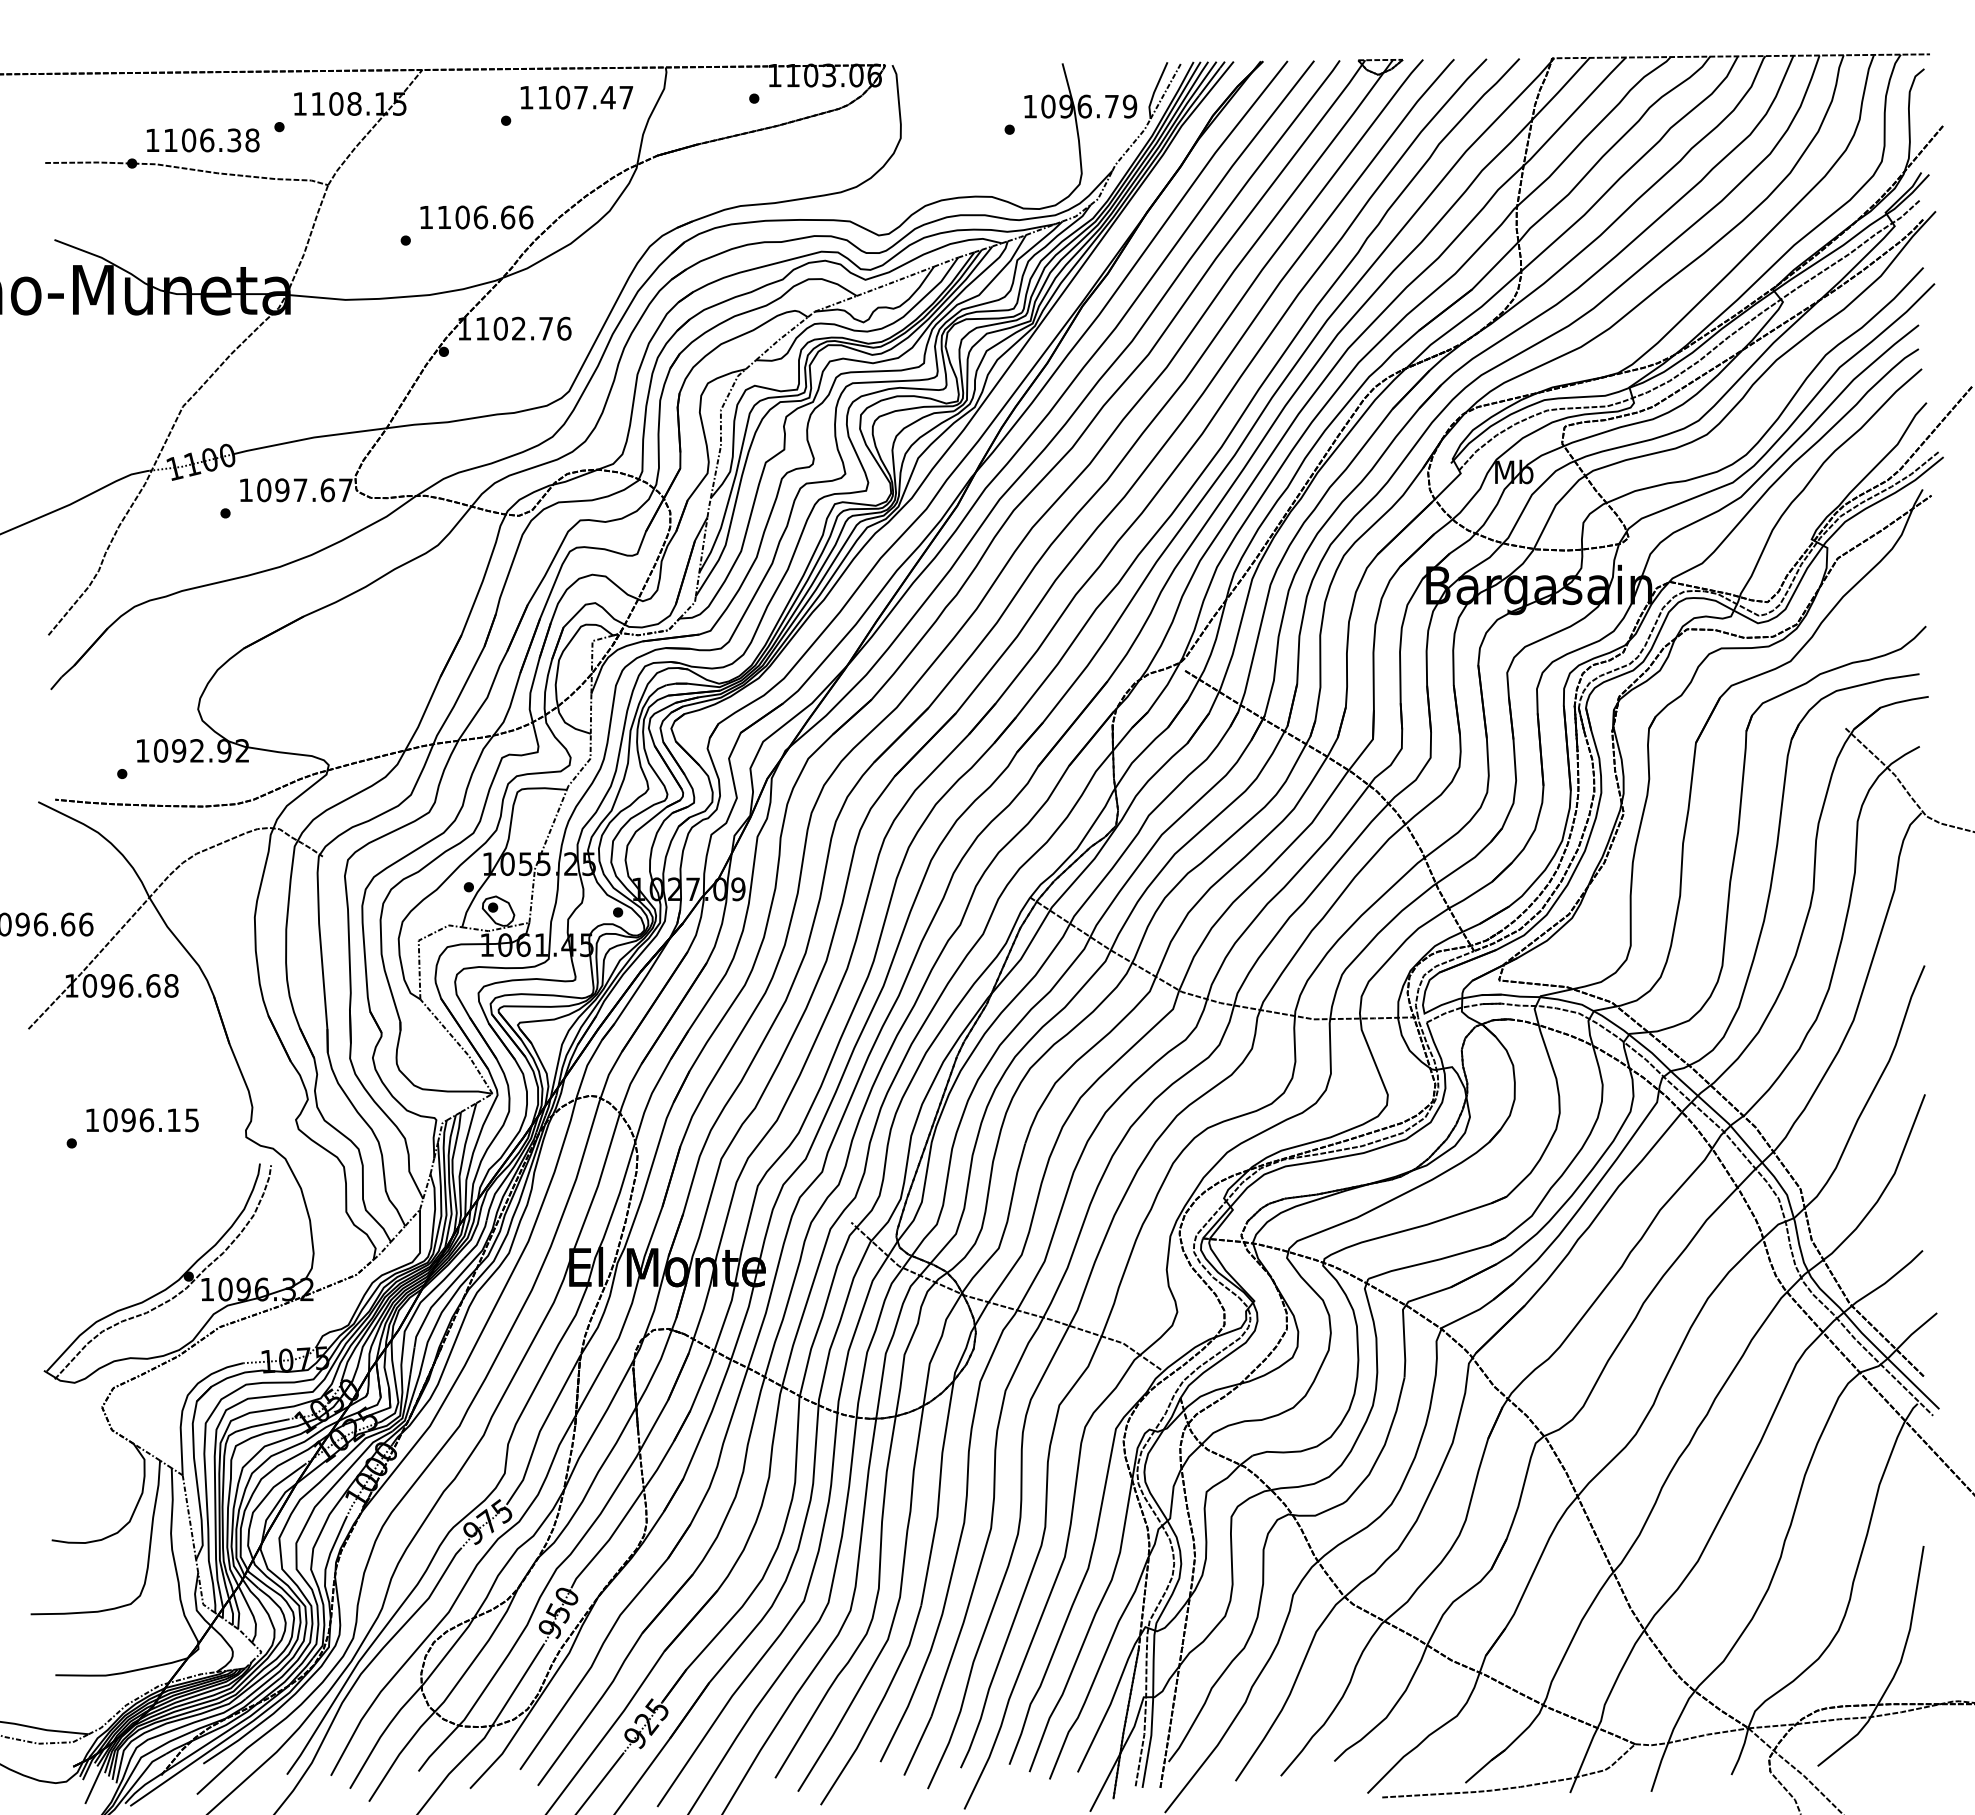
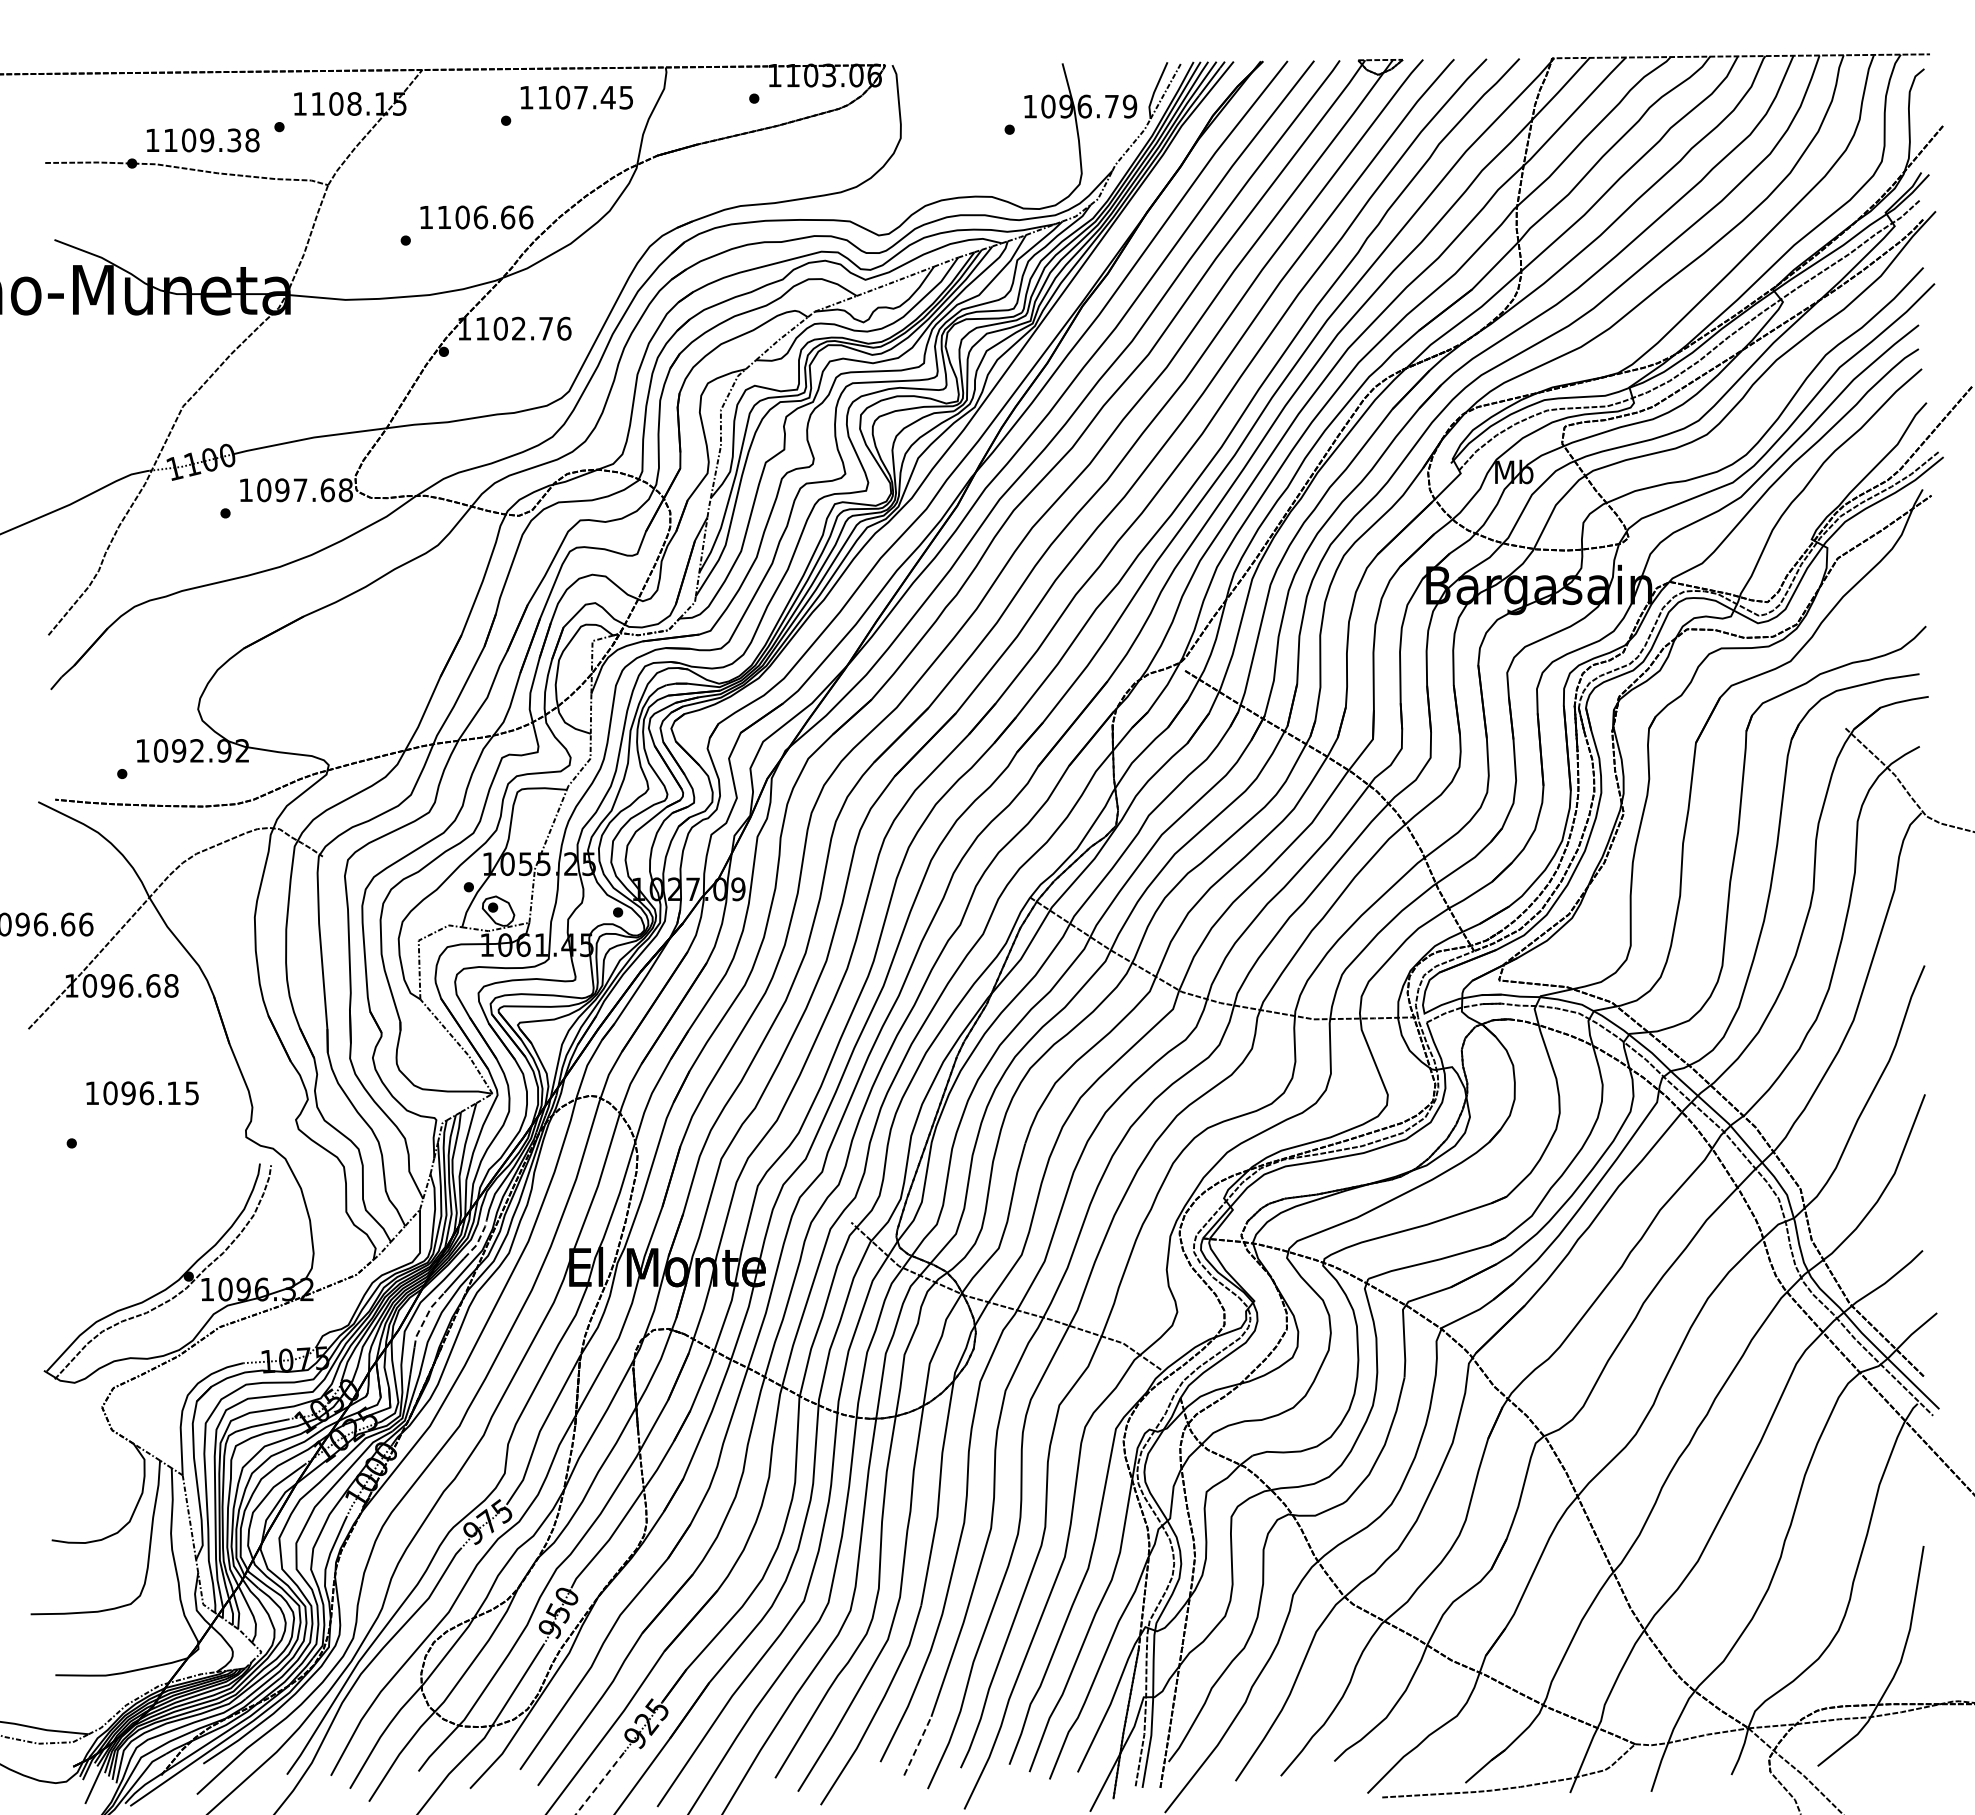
text: 1107.47 -> 1107.45 (626, 97)
text: 1106.38 -> 1109.38 (207, 140)
text: 1097.67 -> 1097.68 (345, 490)
text position: (142, 1120) -> (142, 1093) (142, 1093)
line: solid -> dashed (478, 1240)
line: solid -> dashed (425, 1318)
line: solid -> dashed (917, 1745)
line: solid -> dashed (599, 1783)
